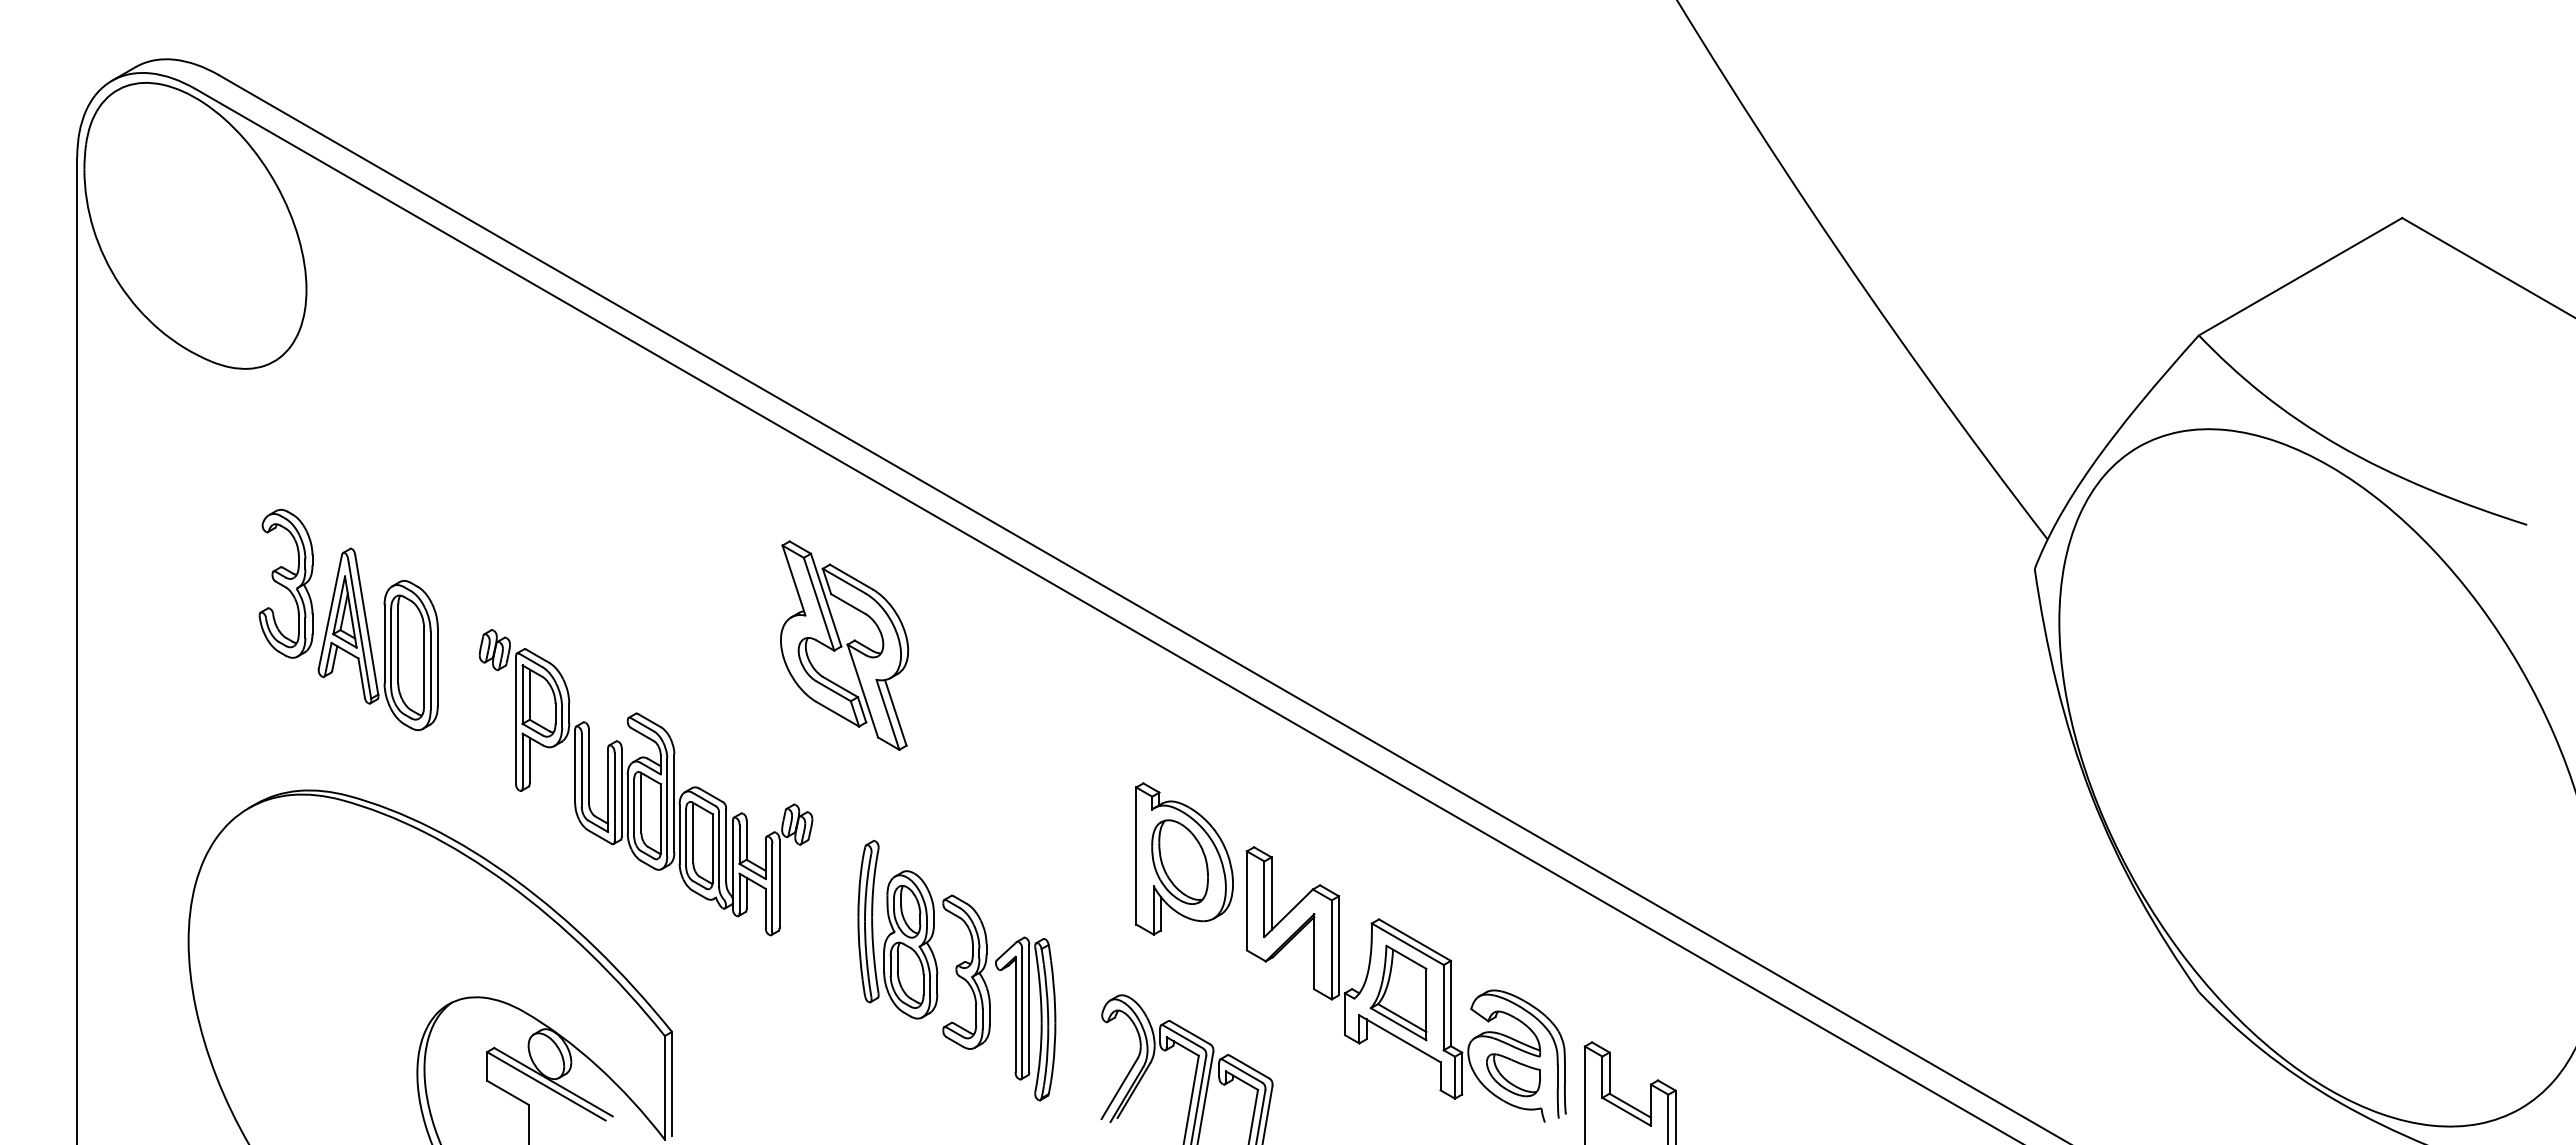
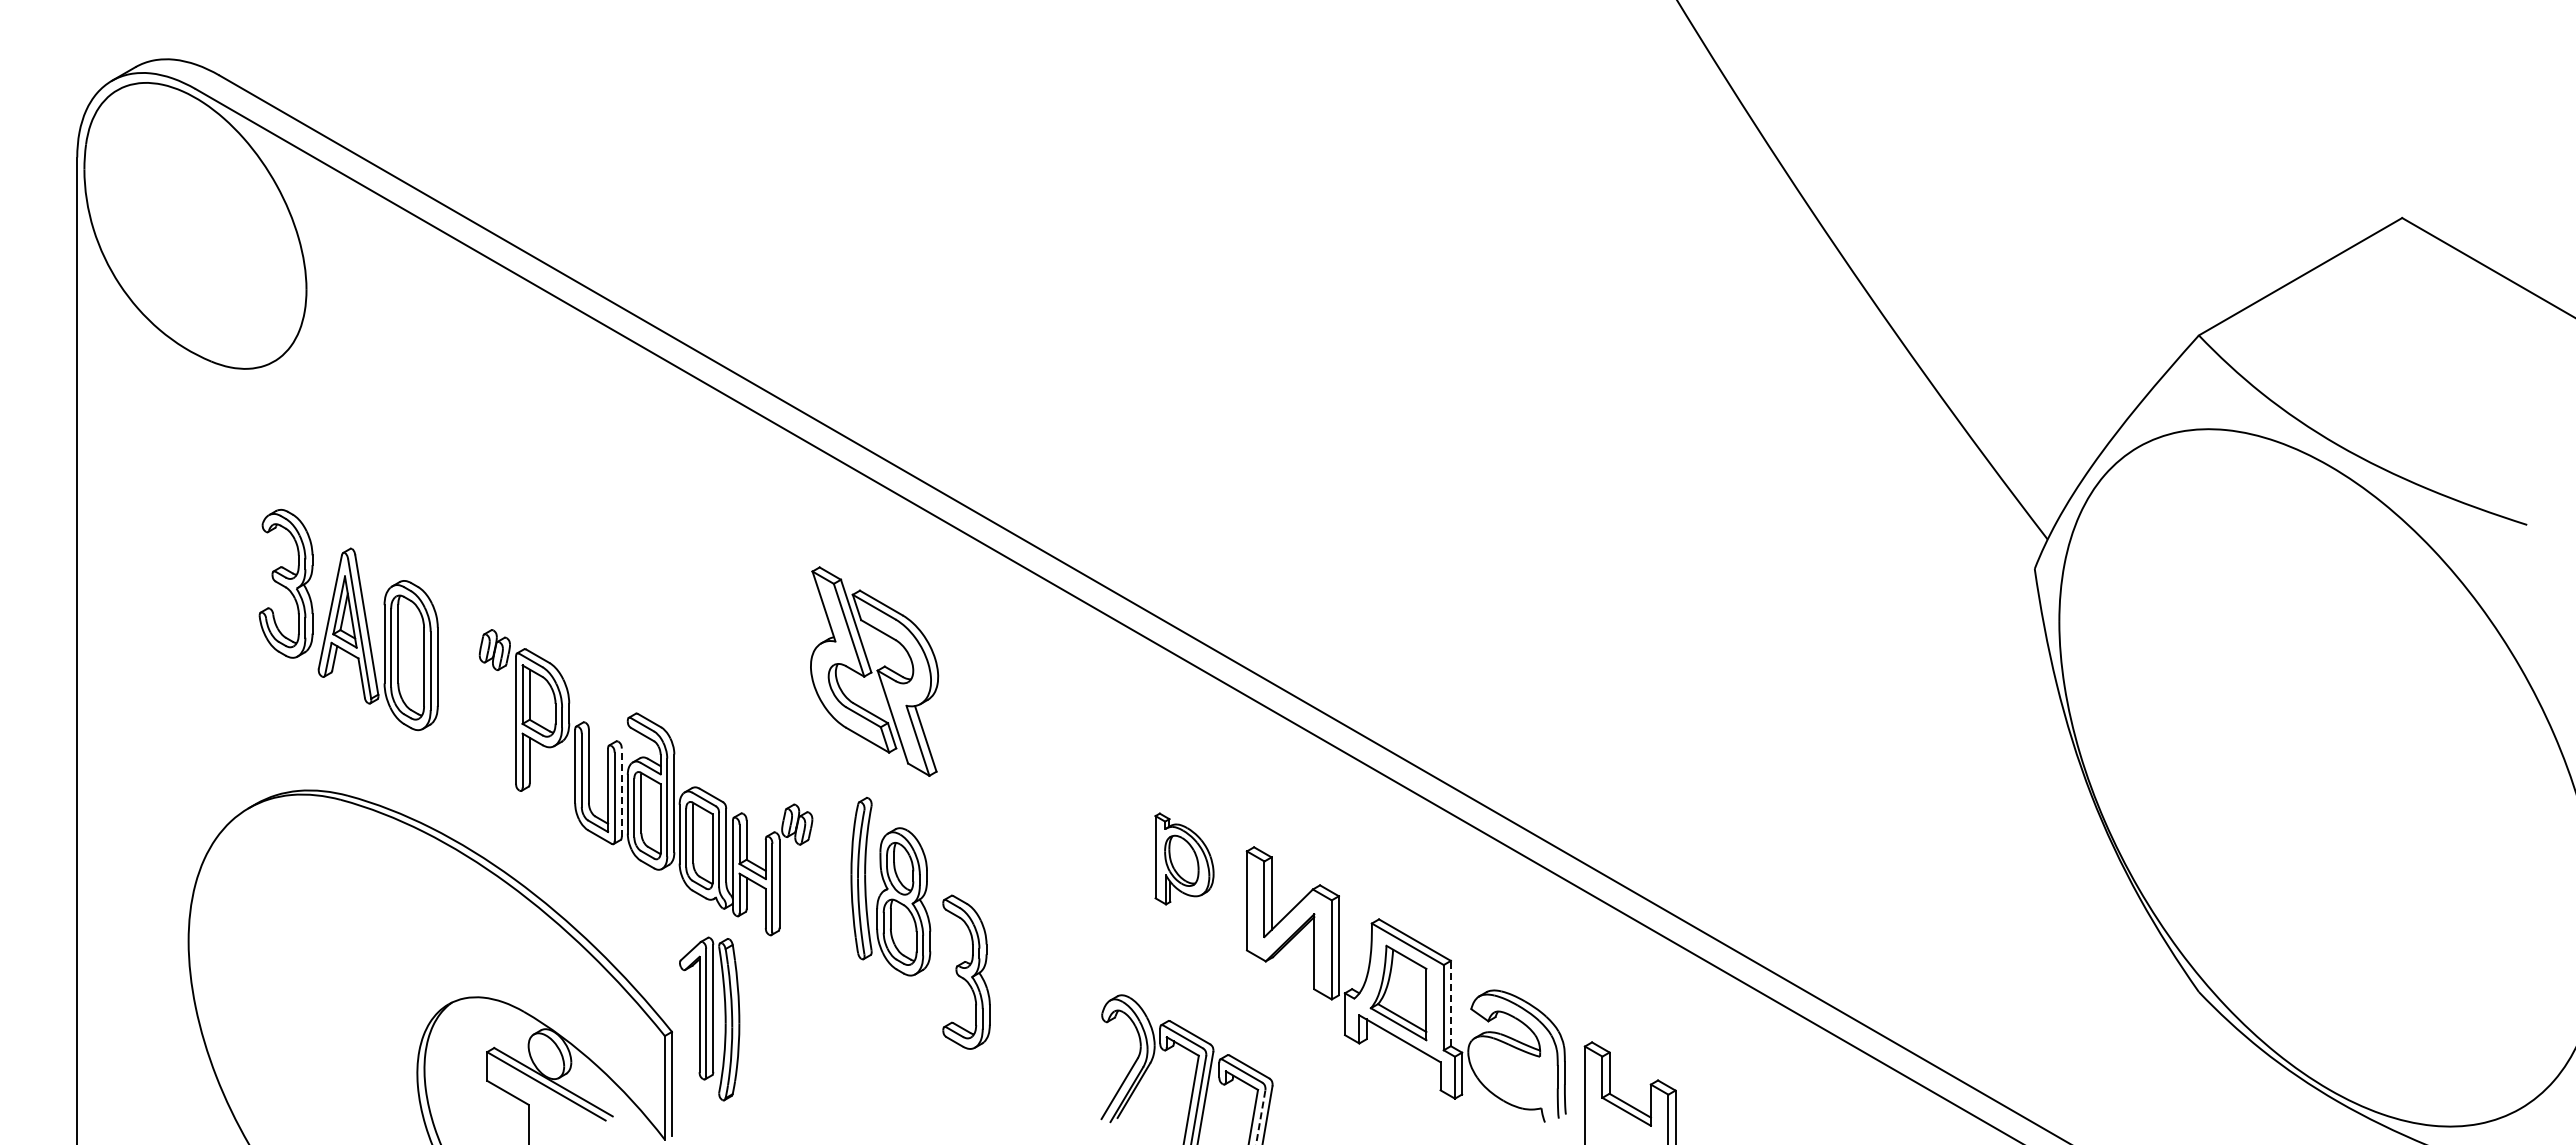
part position: (844, 645) -> (874, 671) (874, 671)
line: solid -> dashed (621, 792)
part size: 99x154 px -> 61x94 px (1184, 858)
part position: (897, 929) -> (890, 886) (890, 886)
line: solid -> dashed (1450, 1003)
part position: (1025, 1018) -> (709, 1018) (709, 1018)
part: present -> none (1513, 1075)
line: solid -> dashed (1260, 1116)
